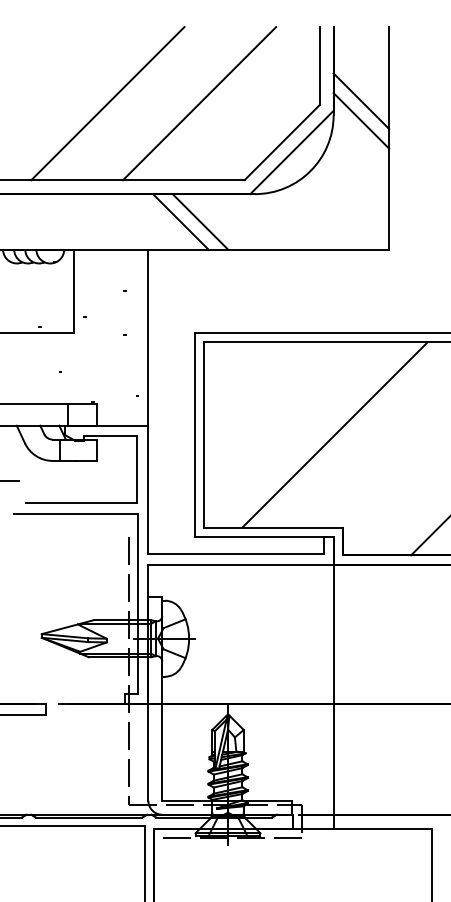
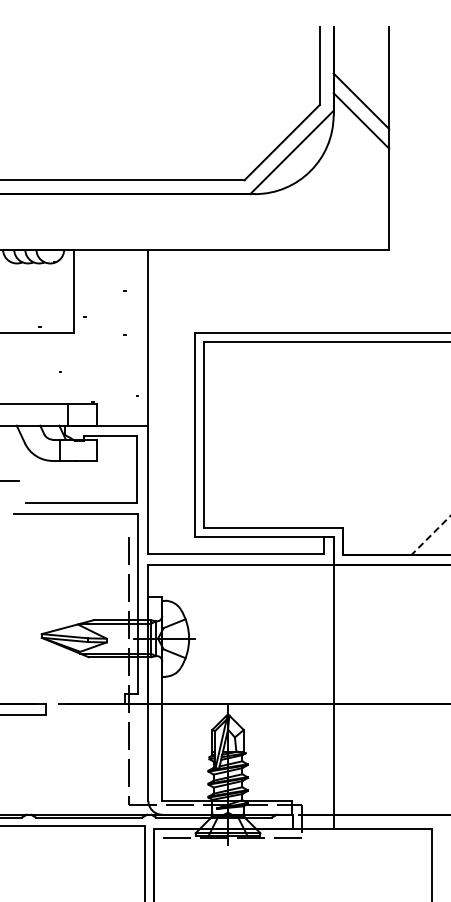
line: present -> none (107, 103)
line: present -> none (199, 103)
line: present -> none (180, 221)
line: present -> none (200, 221)
line: present -> none (334, 434)
line: solid -> dashed (430, 535)
